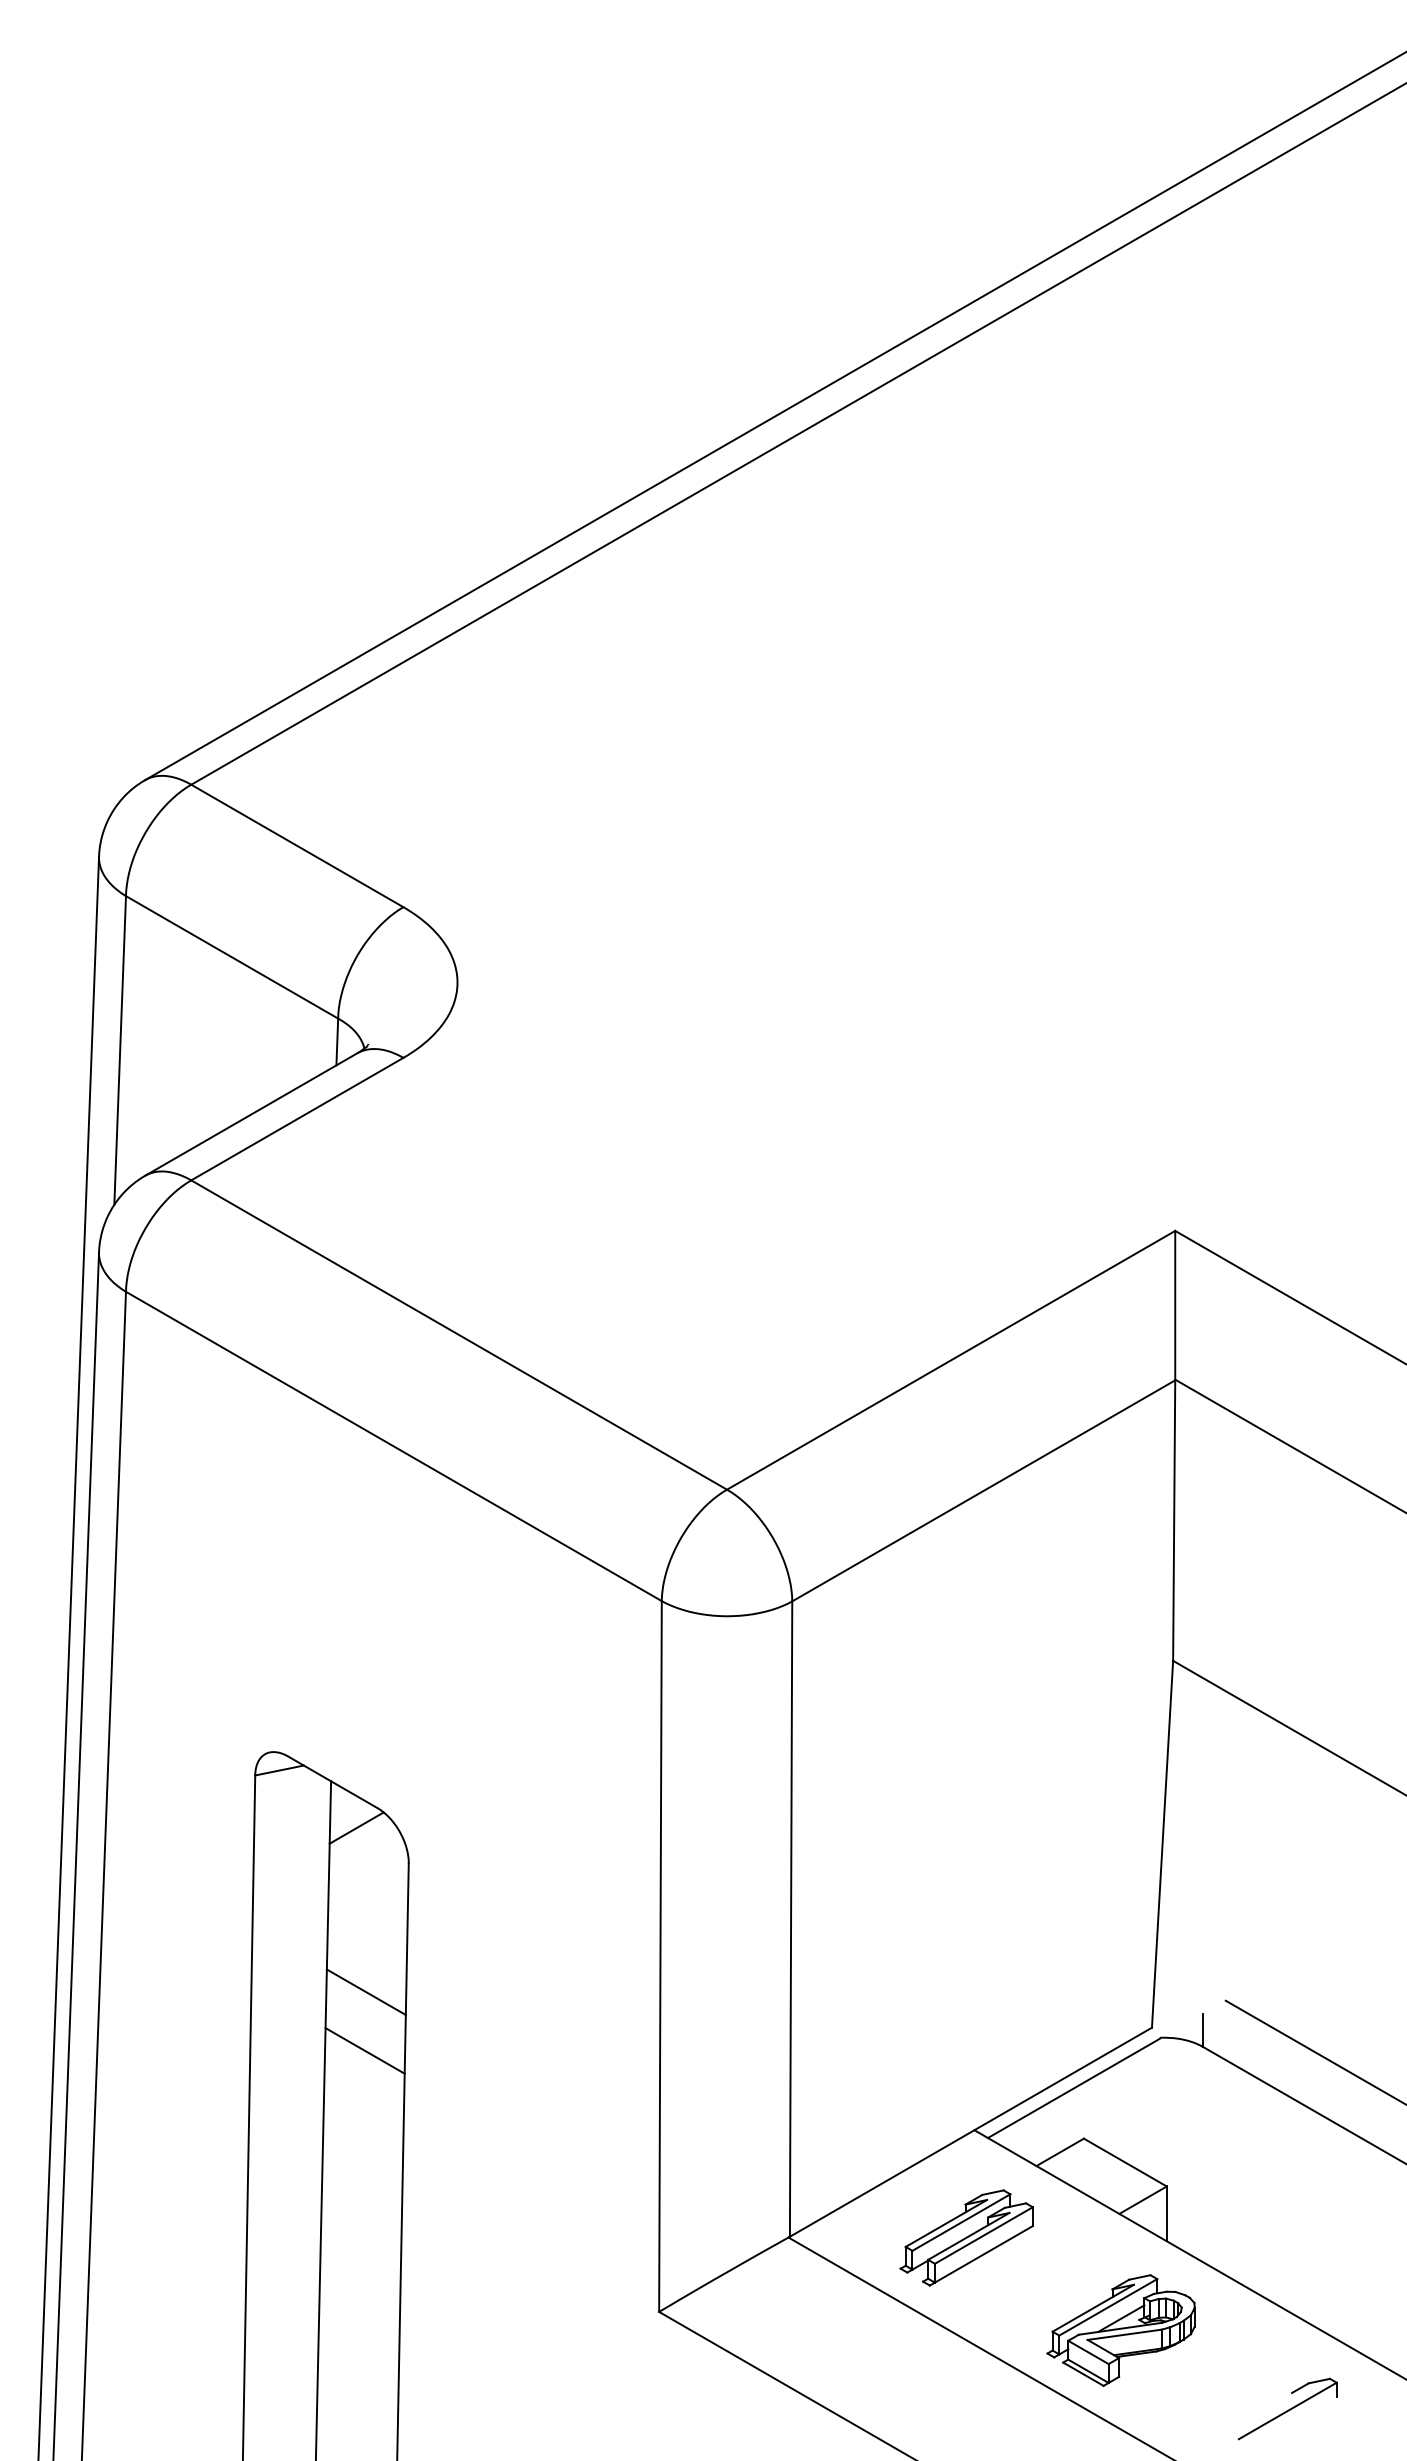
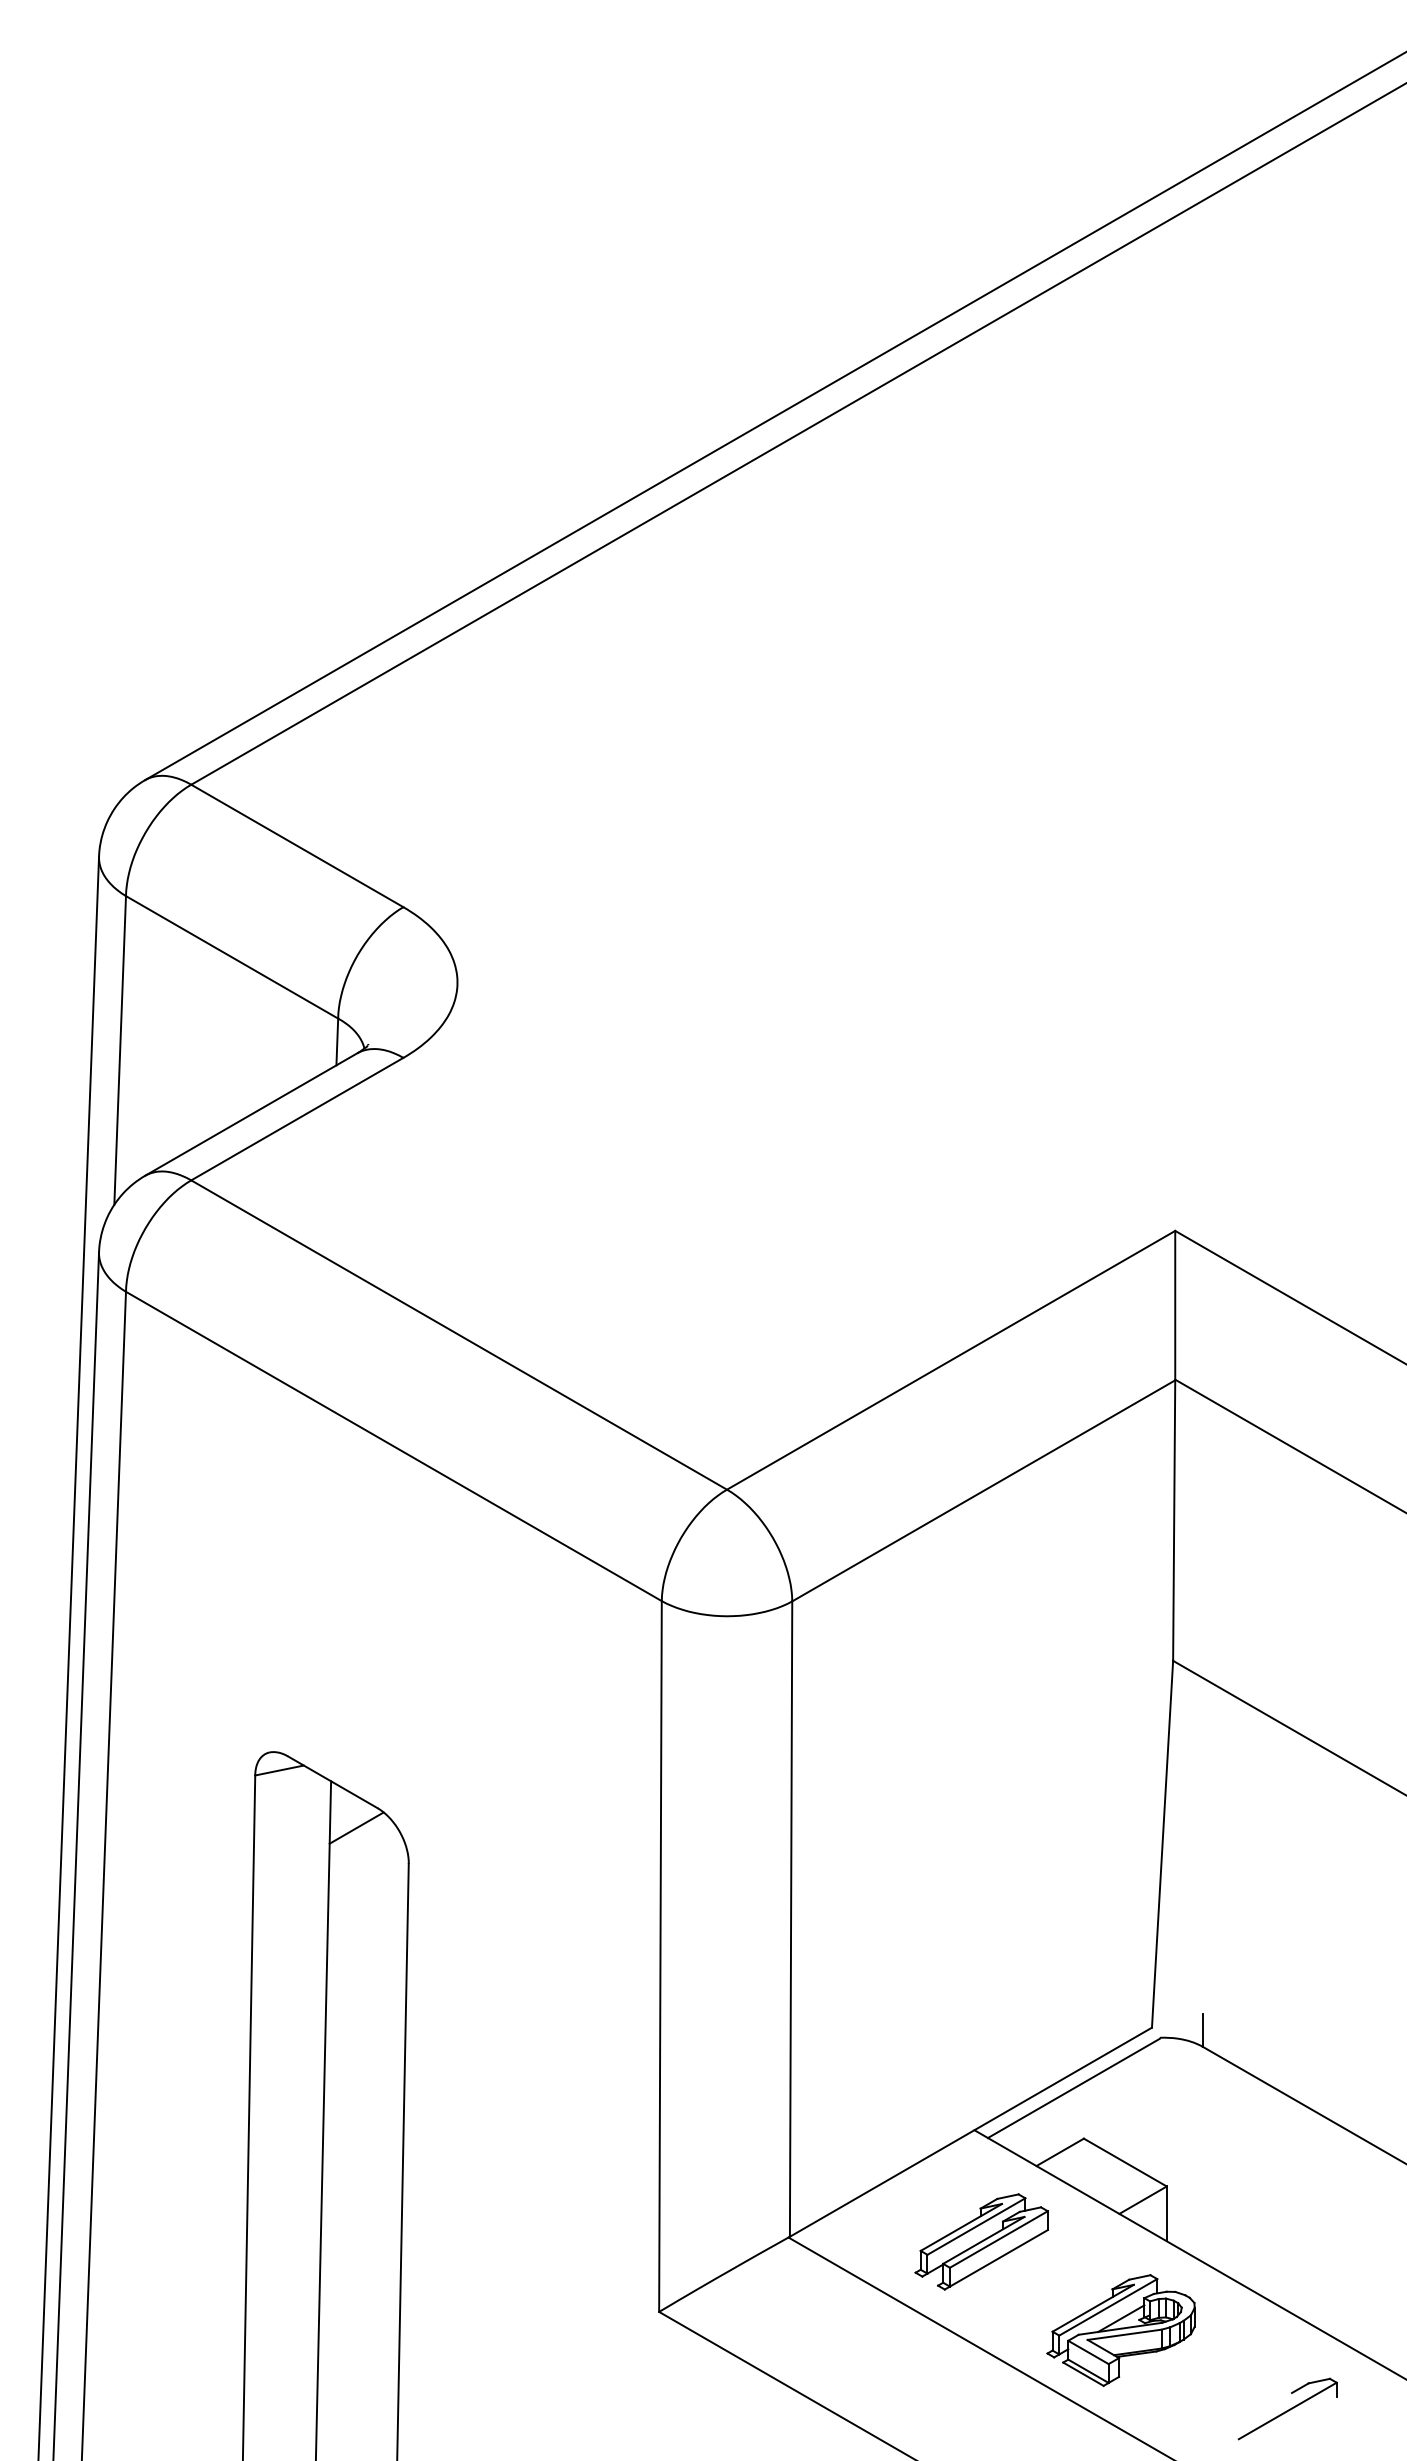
line: present -> none (365, 1991)
line: present -> none (364, 2050)
line: present -> none (1314, 2051)
part position: (966, 2237) -> (981, 2241) (981, 2241)
